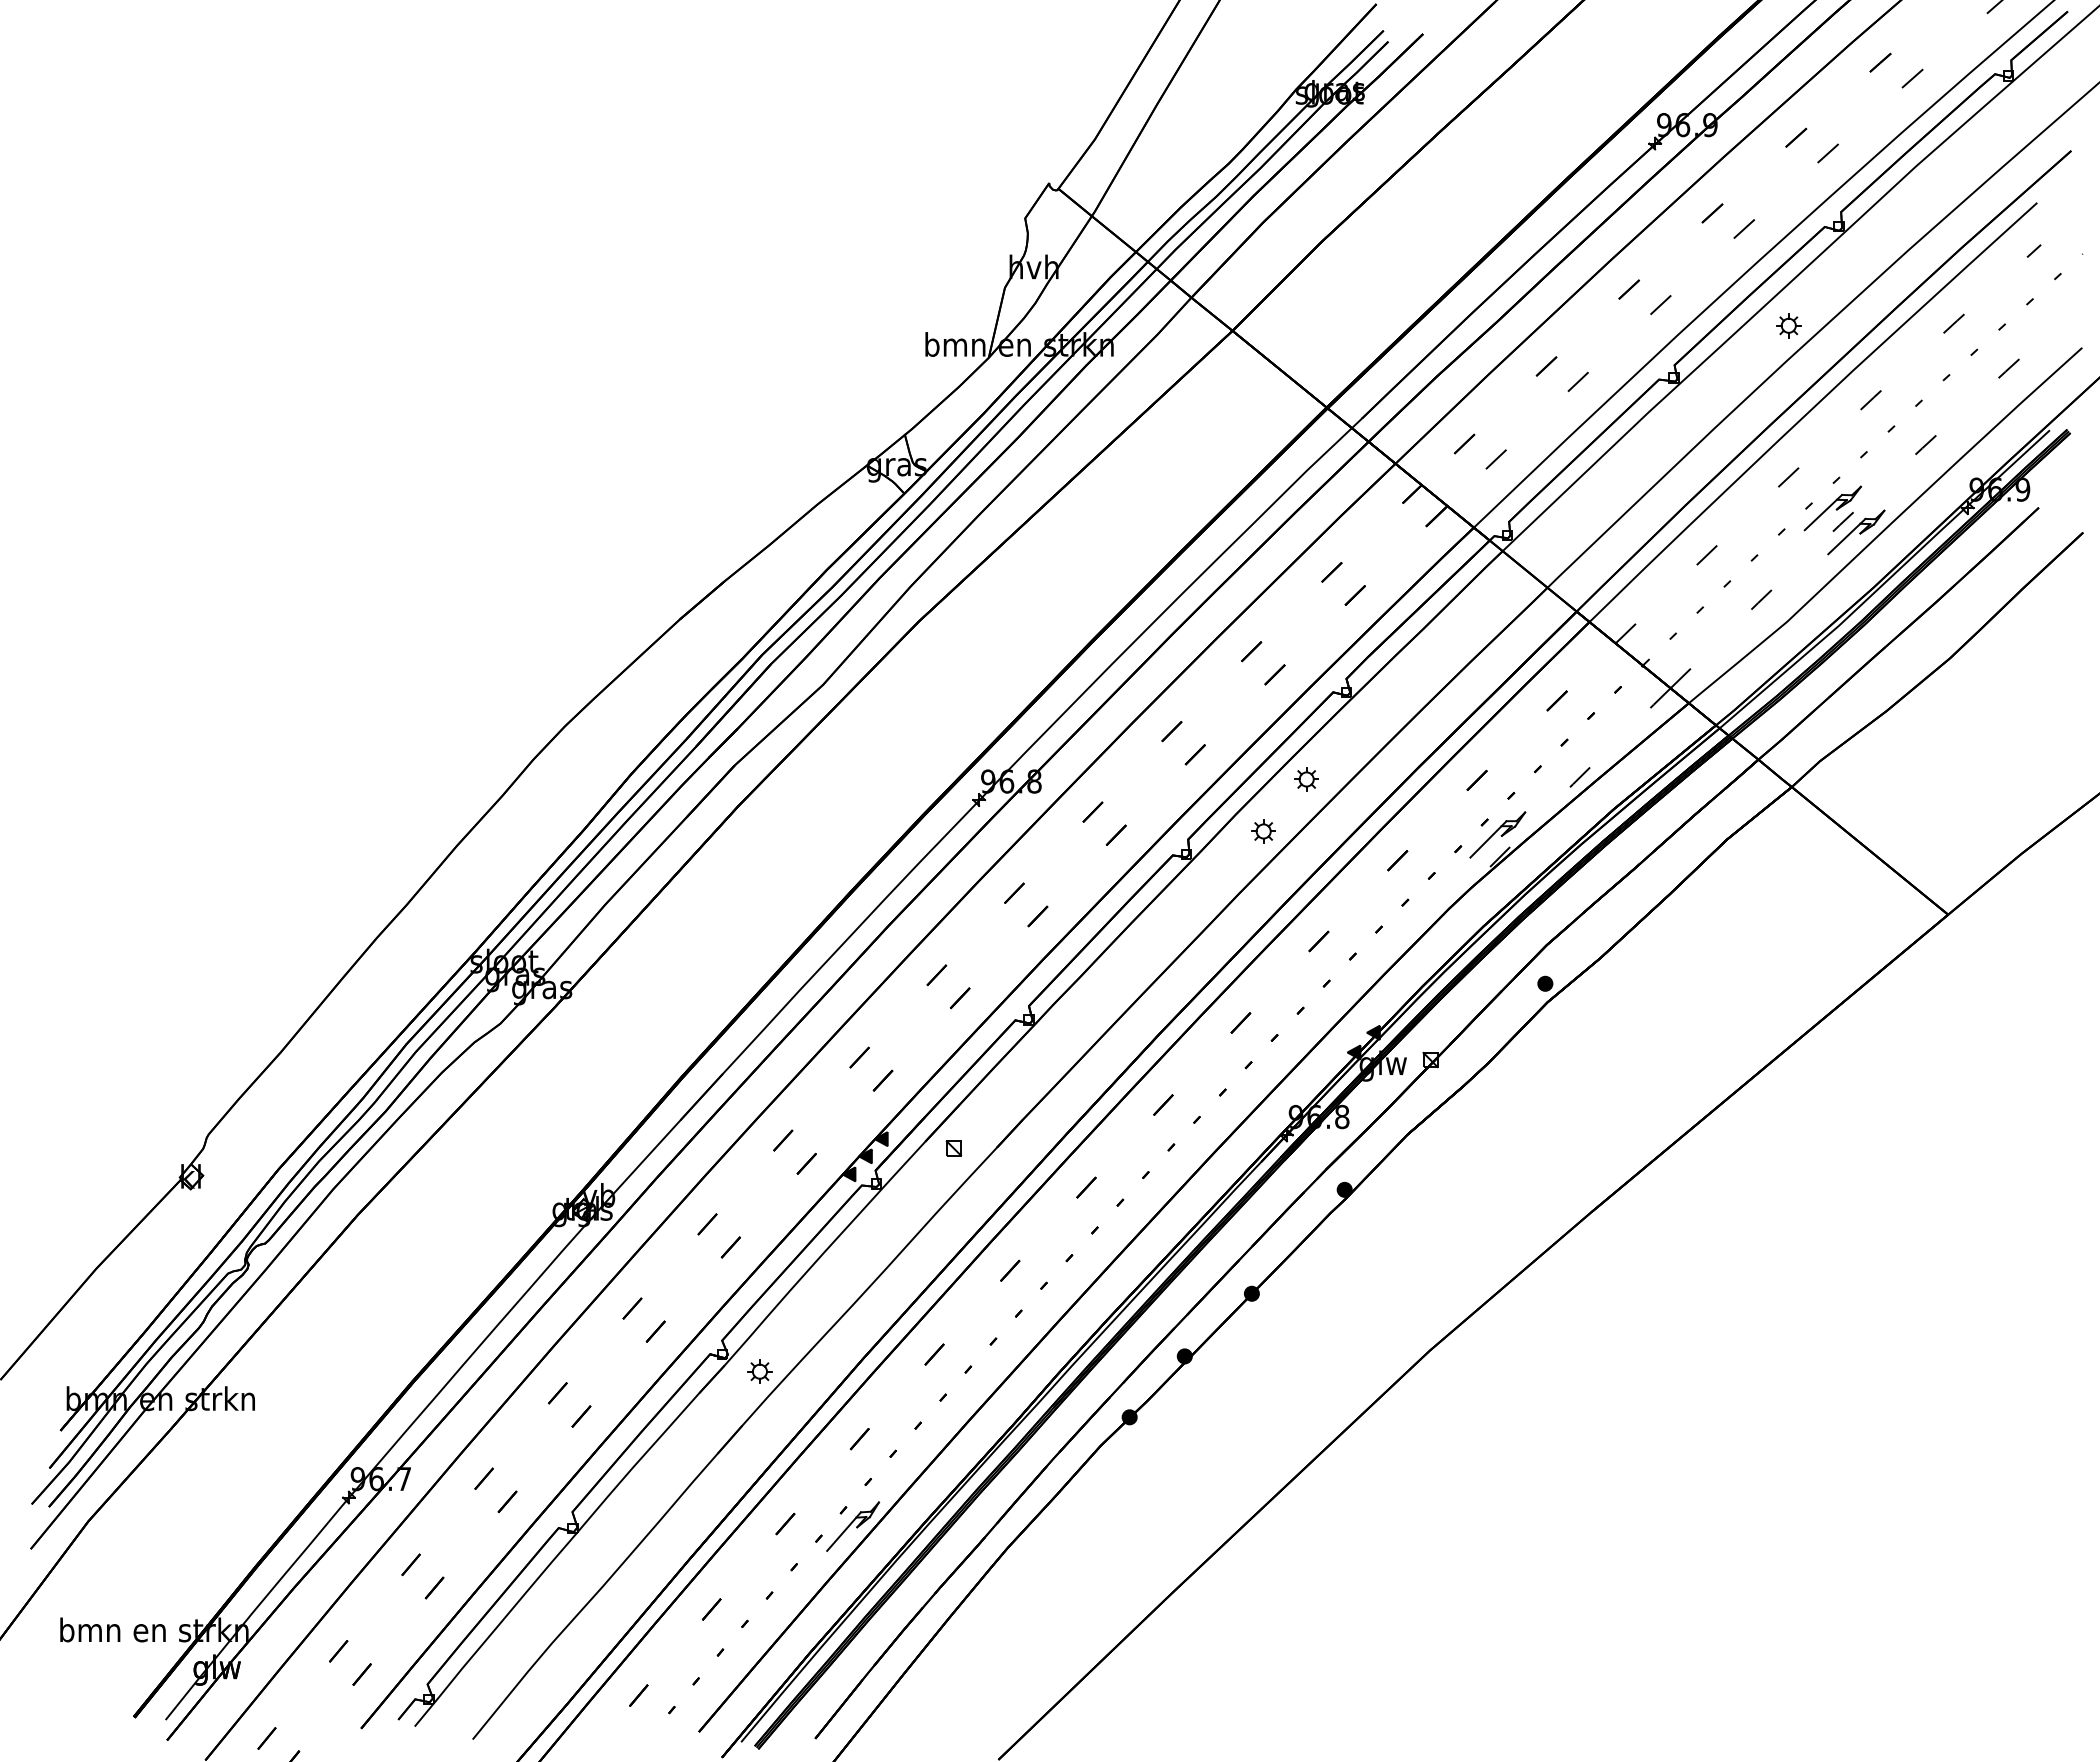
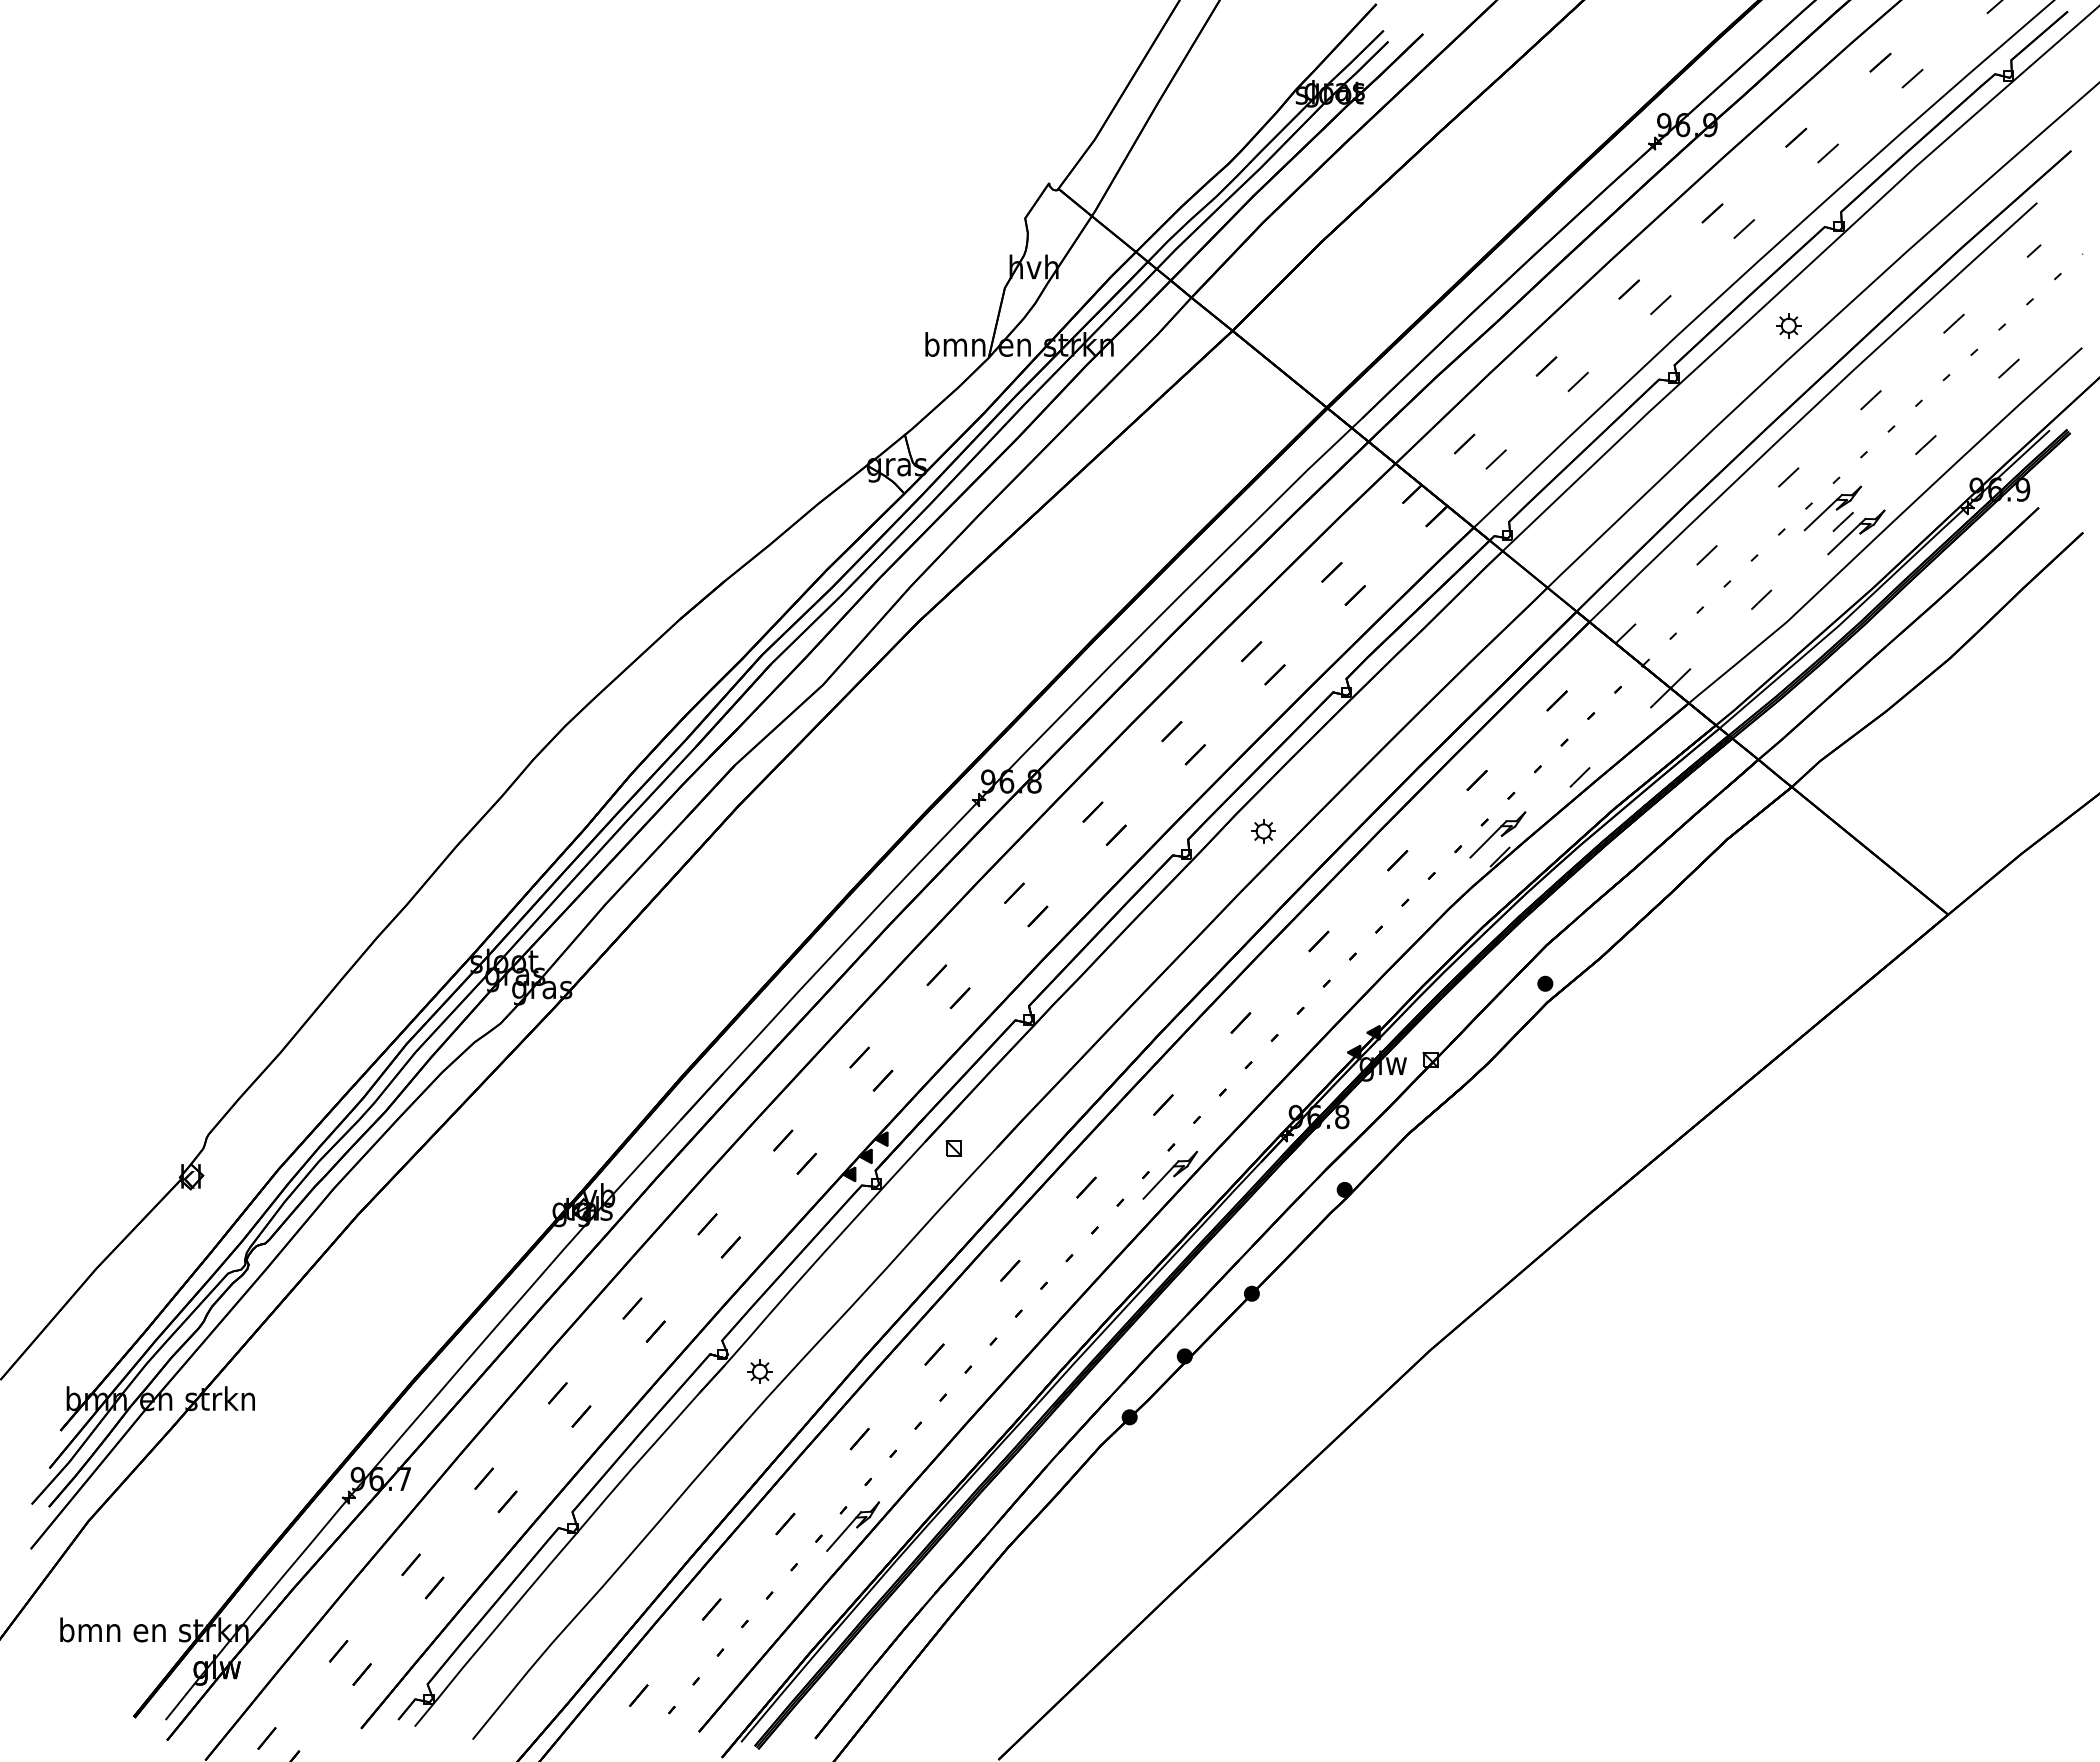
part: present -> none (1306, 779)
part: none -> present (1169, 1174)
